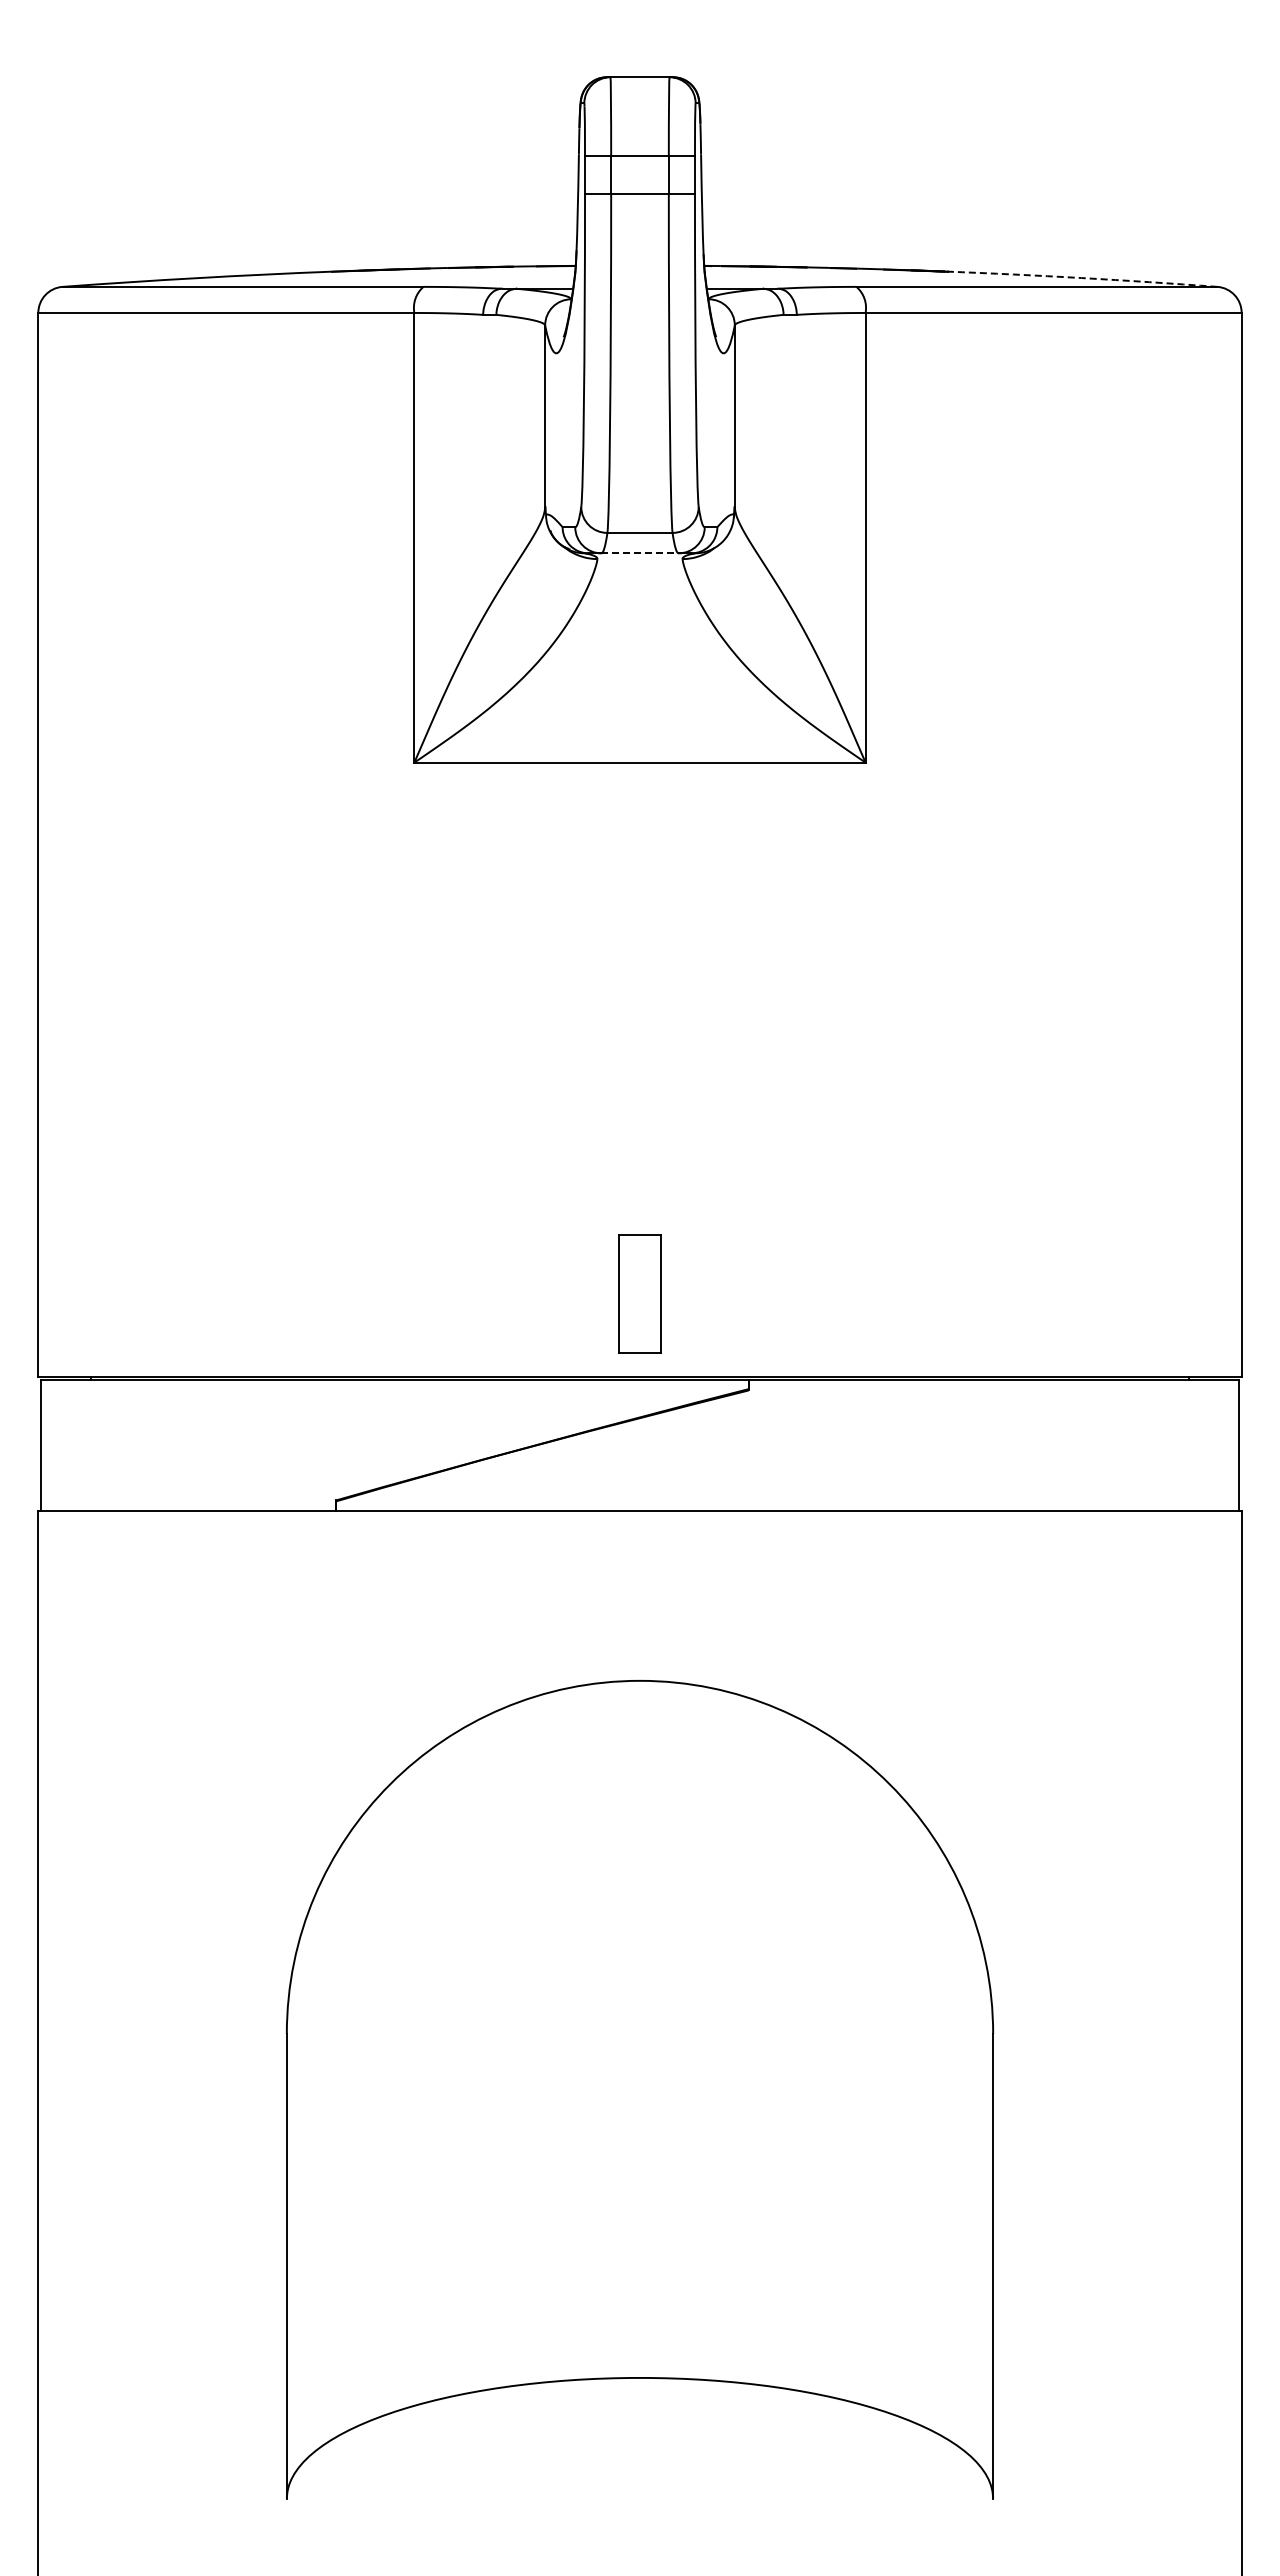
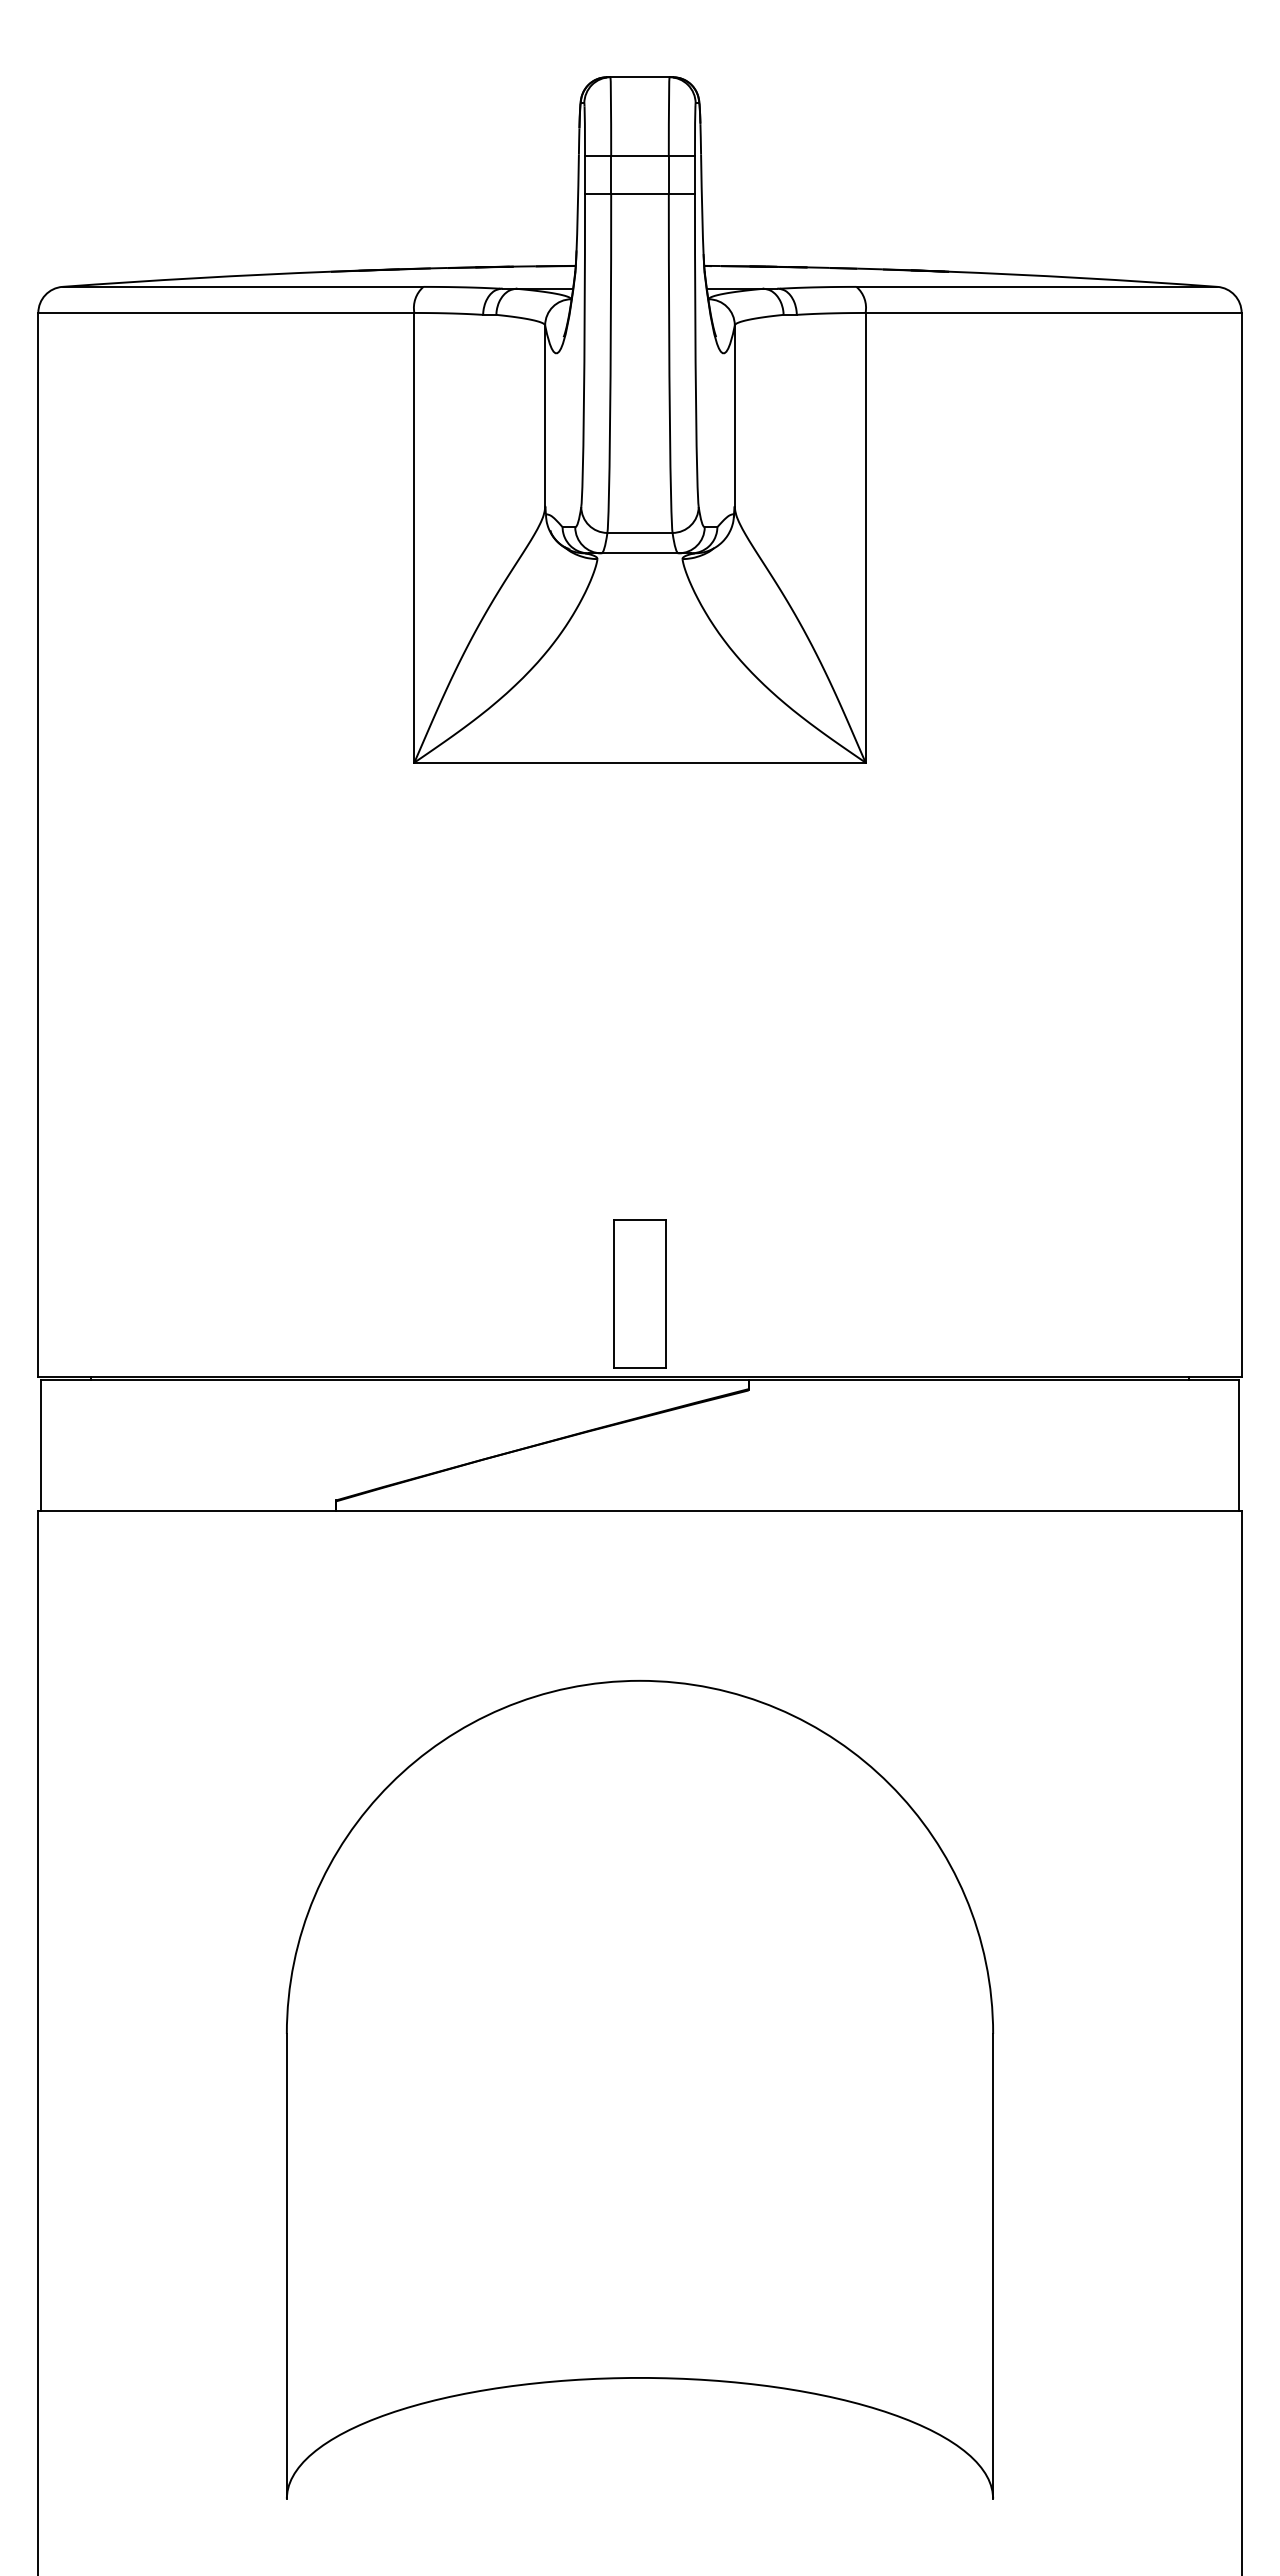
arc: dashed -> solid (1081, 278)
line: dashed -> solid (640, 553)
part size: 44x120 px -> 54x150 px (639, 1293)
